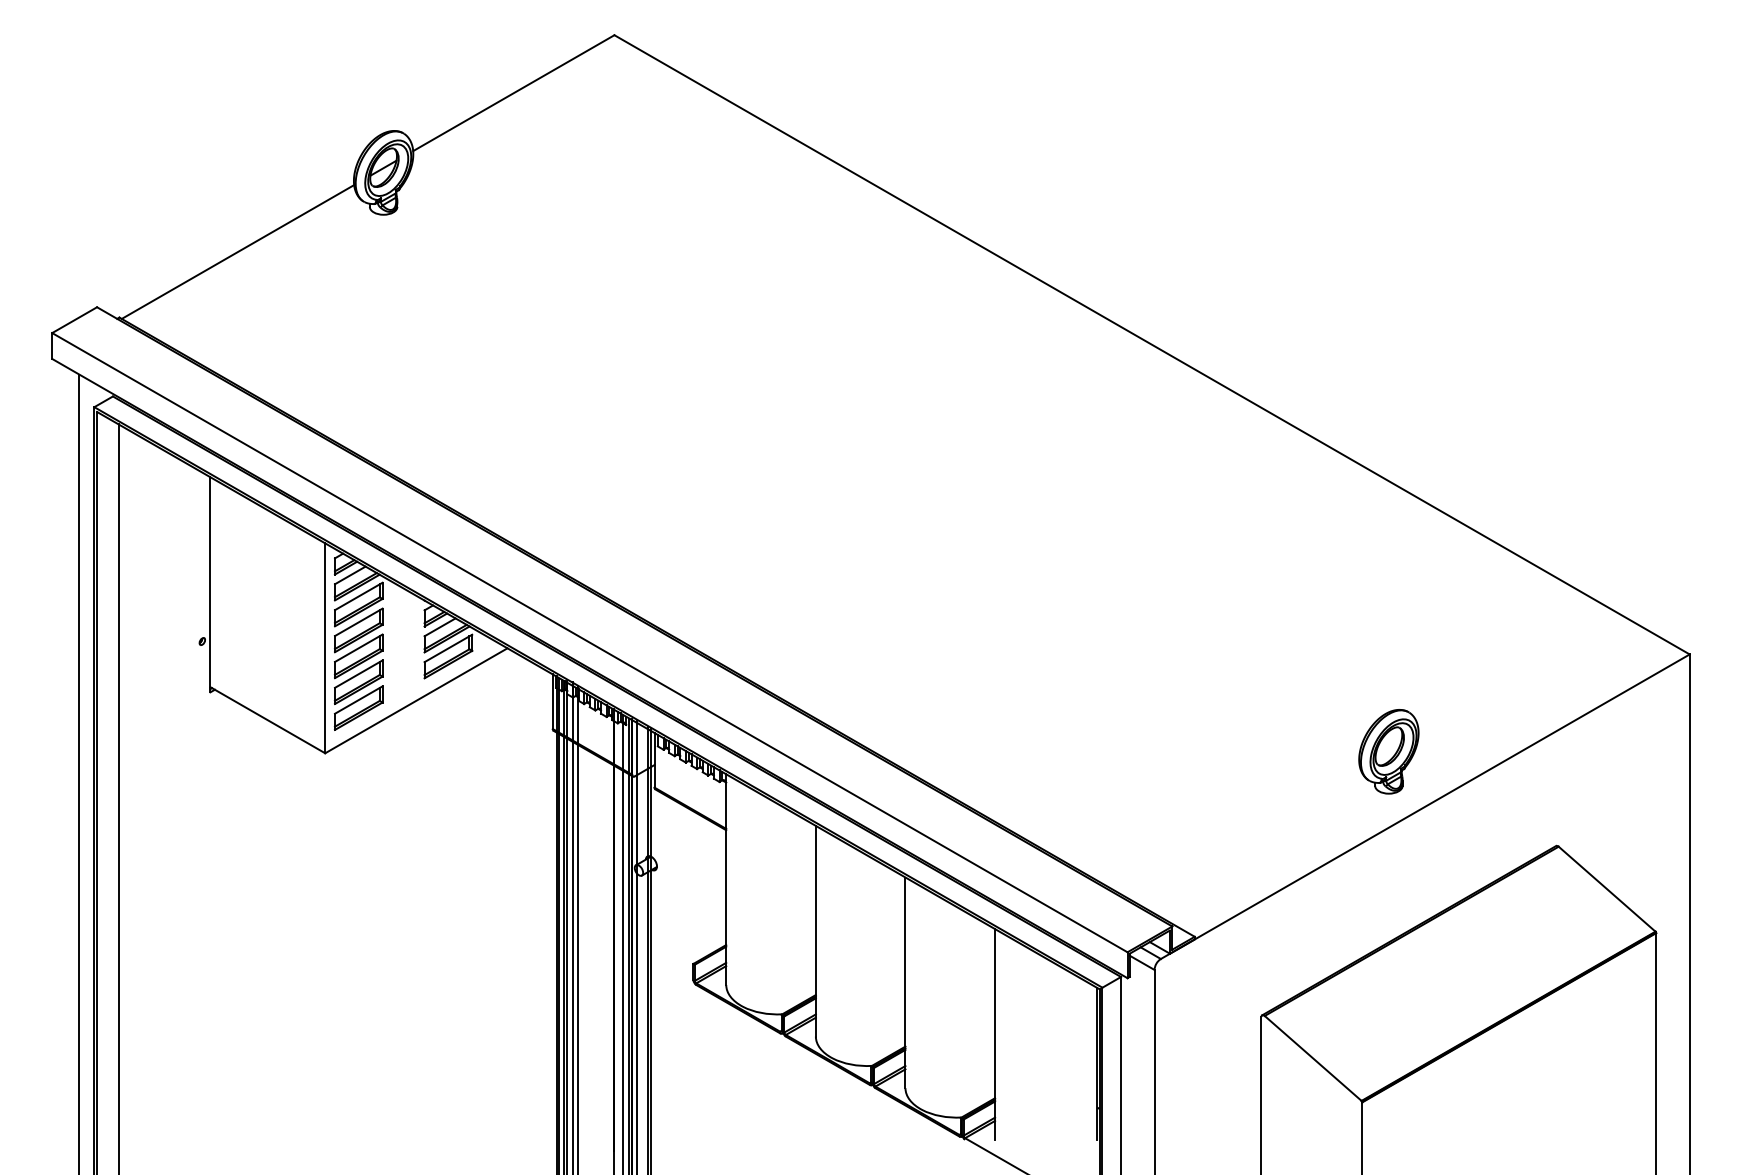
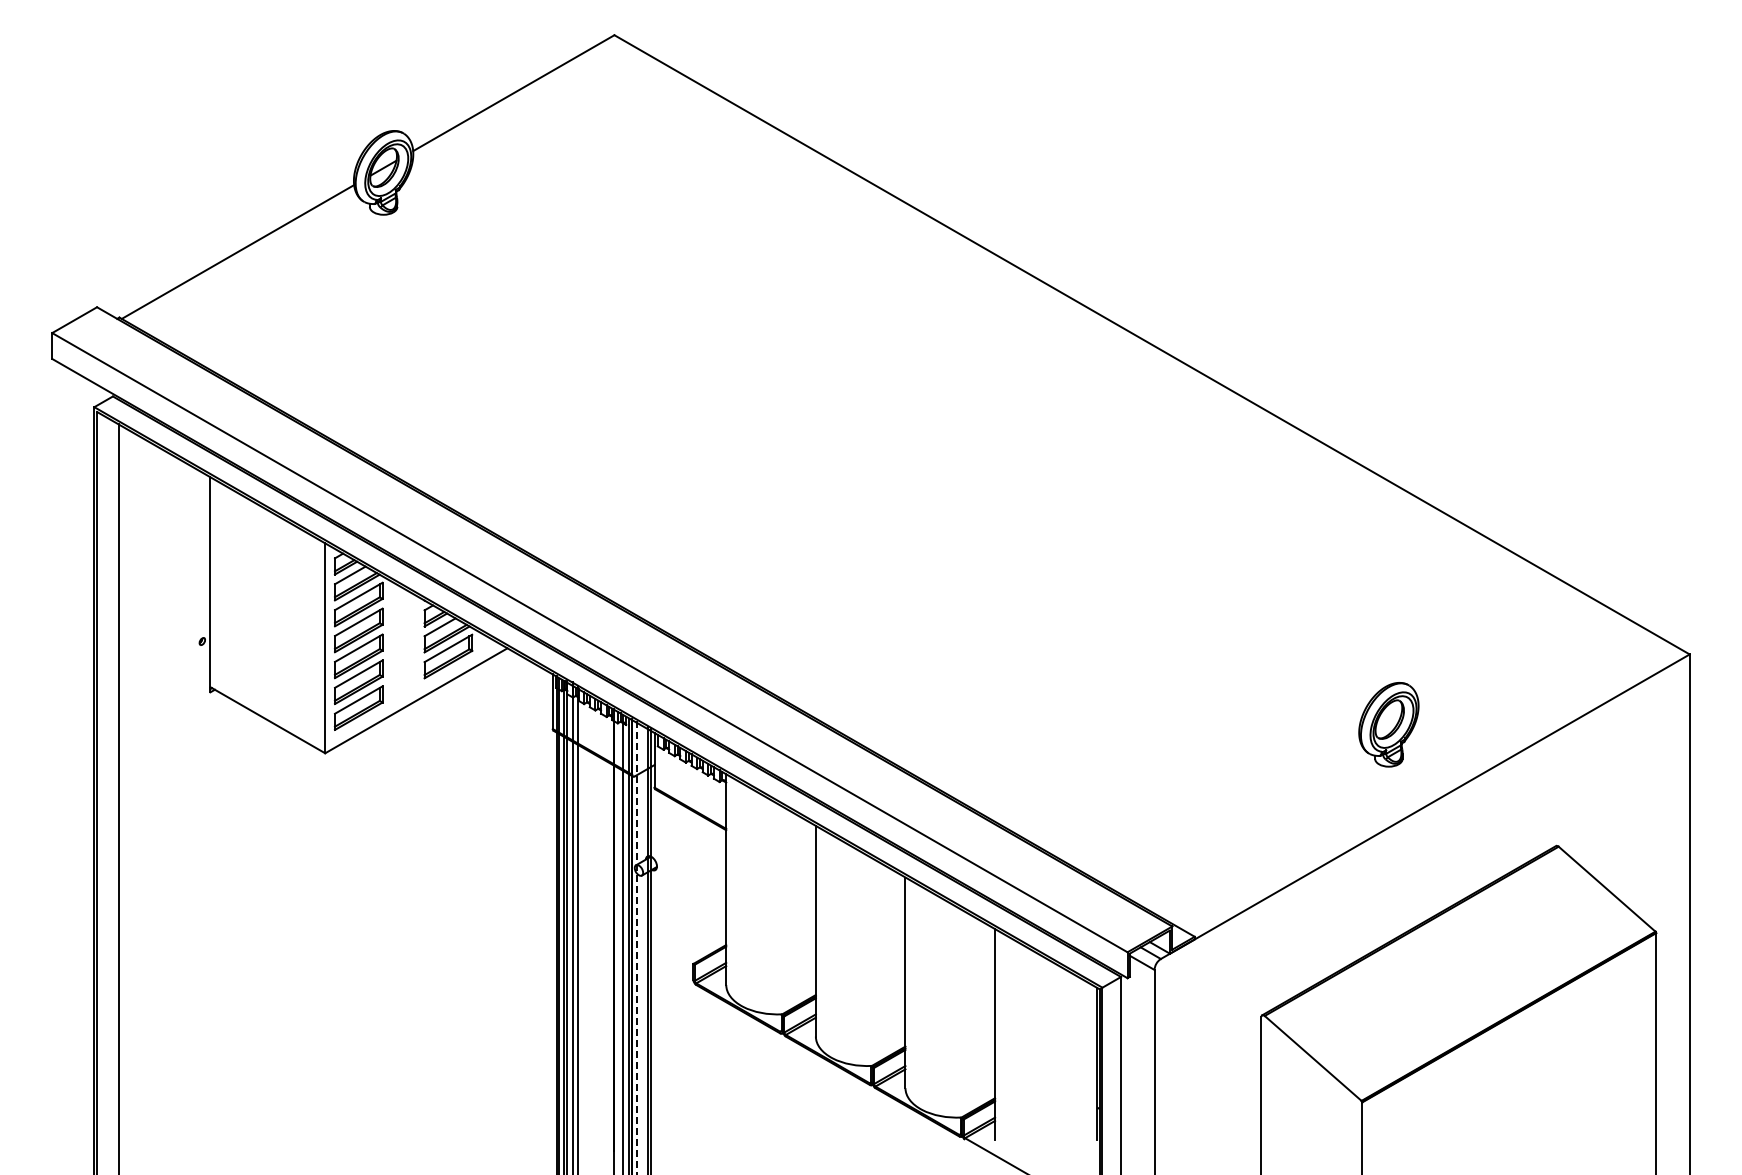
part position: (1388, 751) -> (1388, 724) (1388, 724)
line: present -> none (79, 772)
line: solid -> dashed (637, 947)
